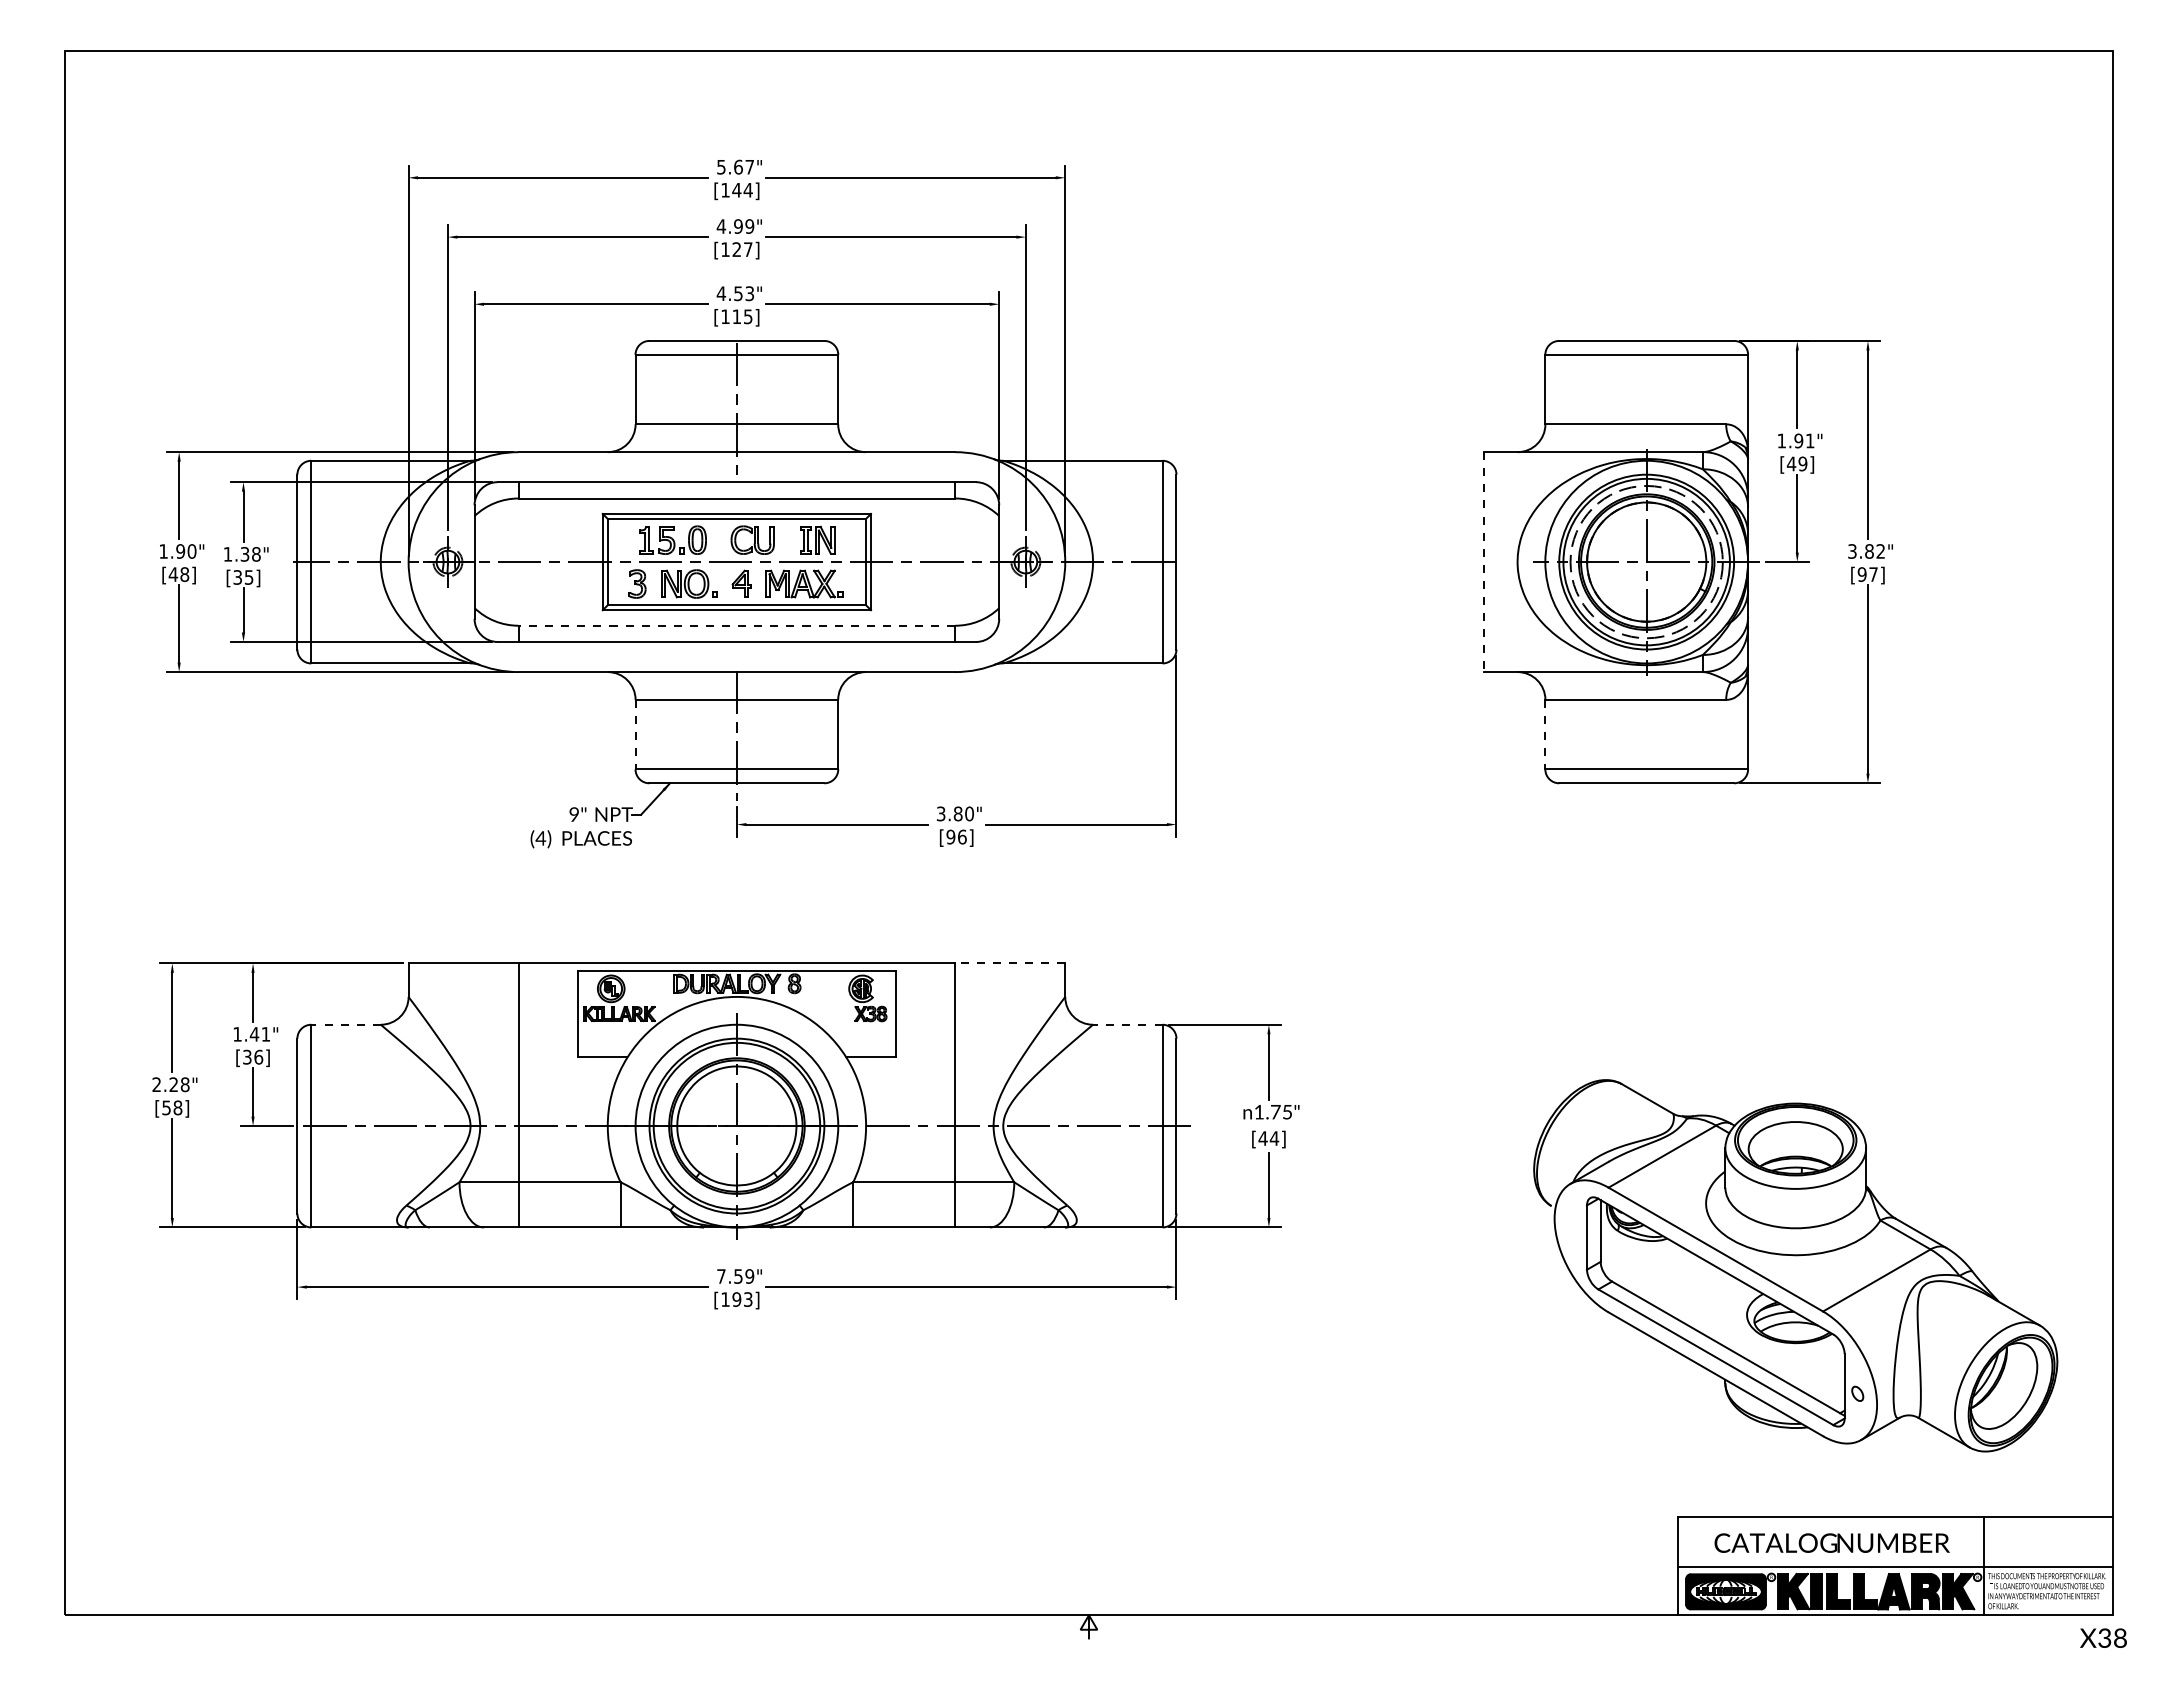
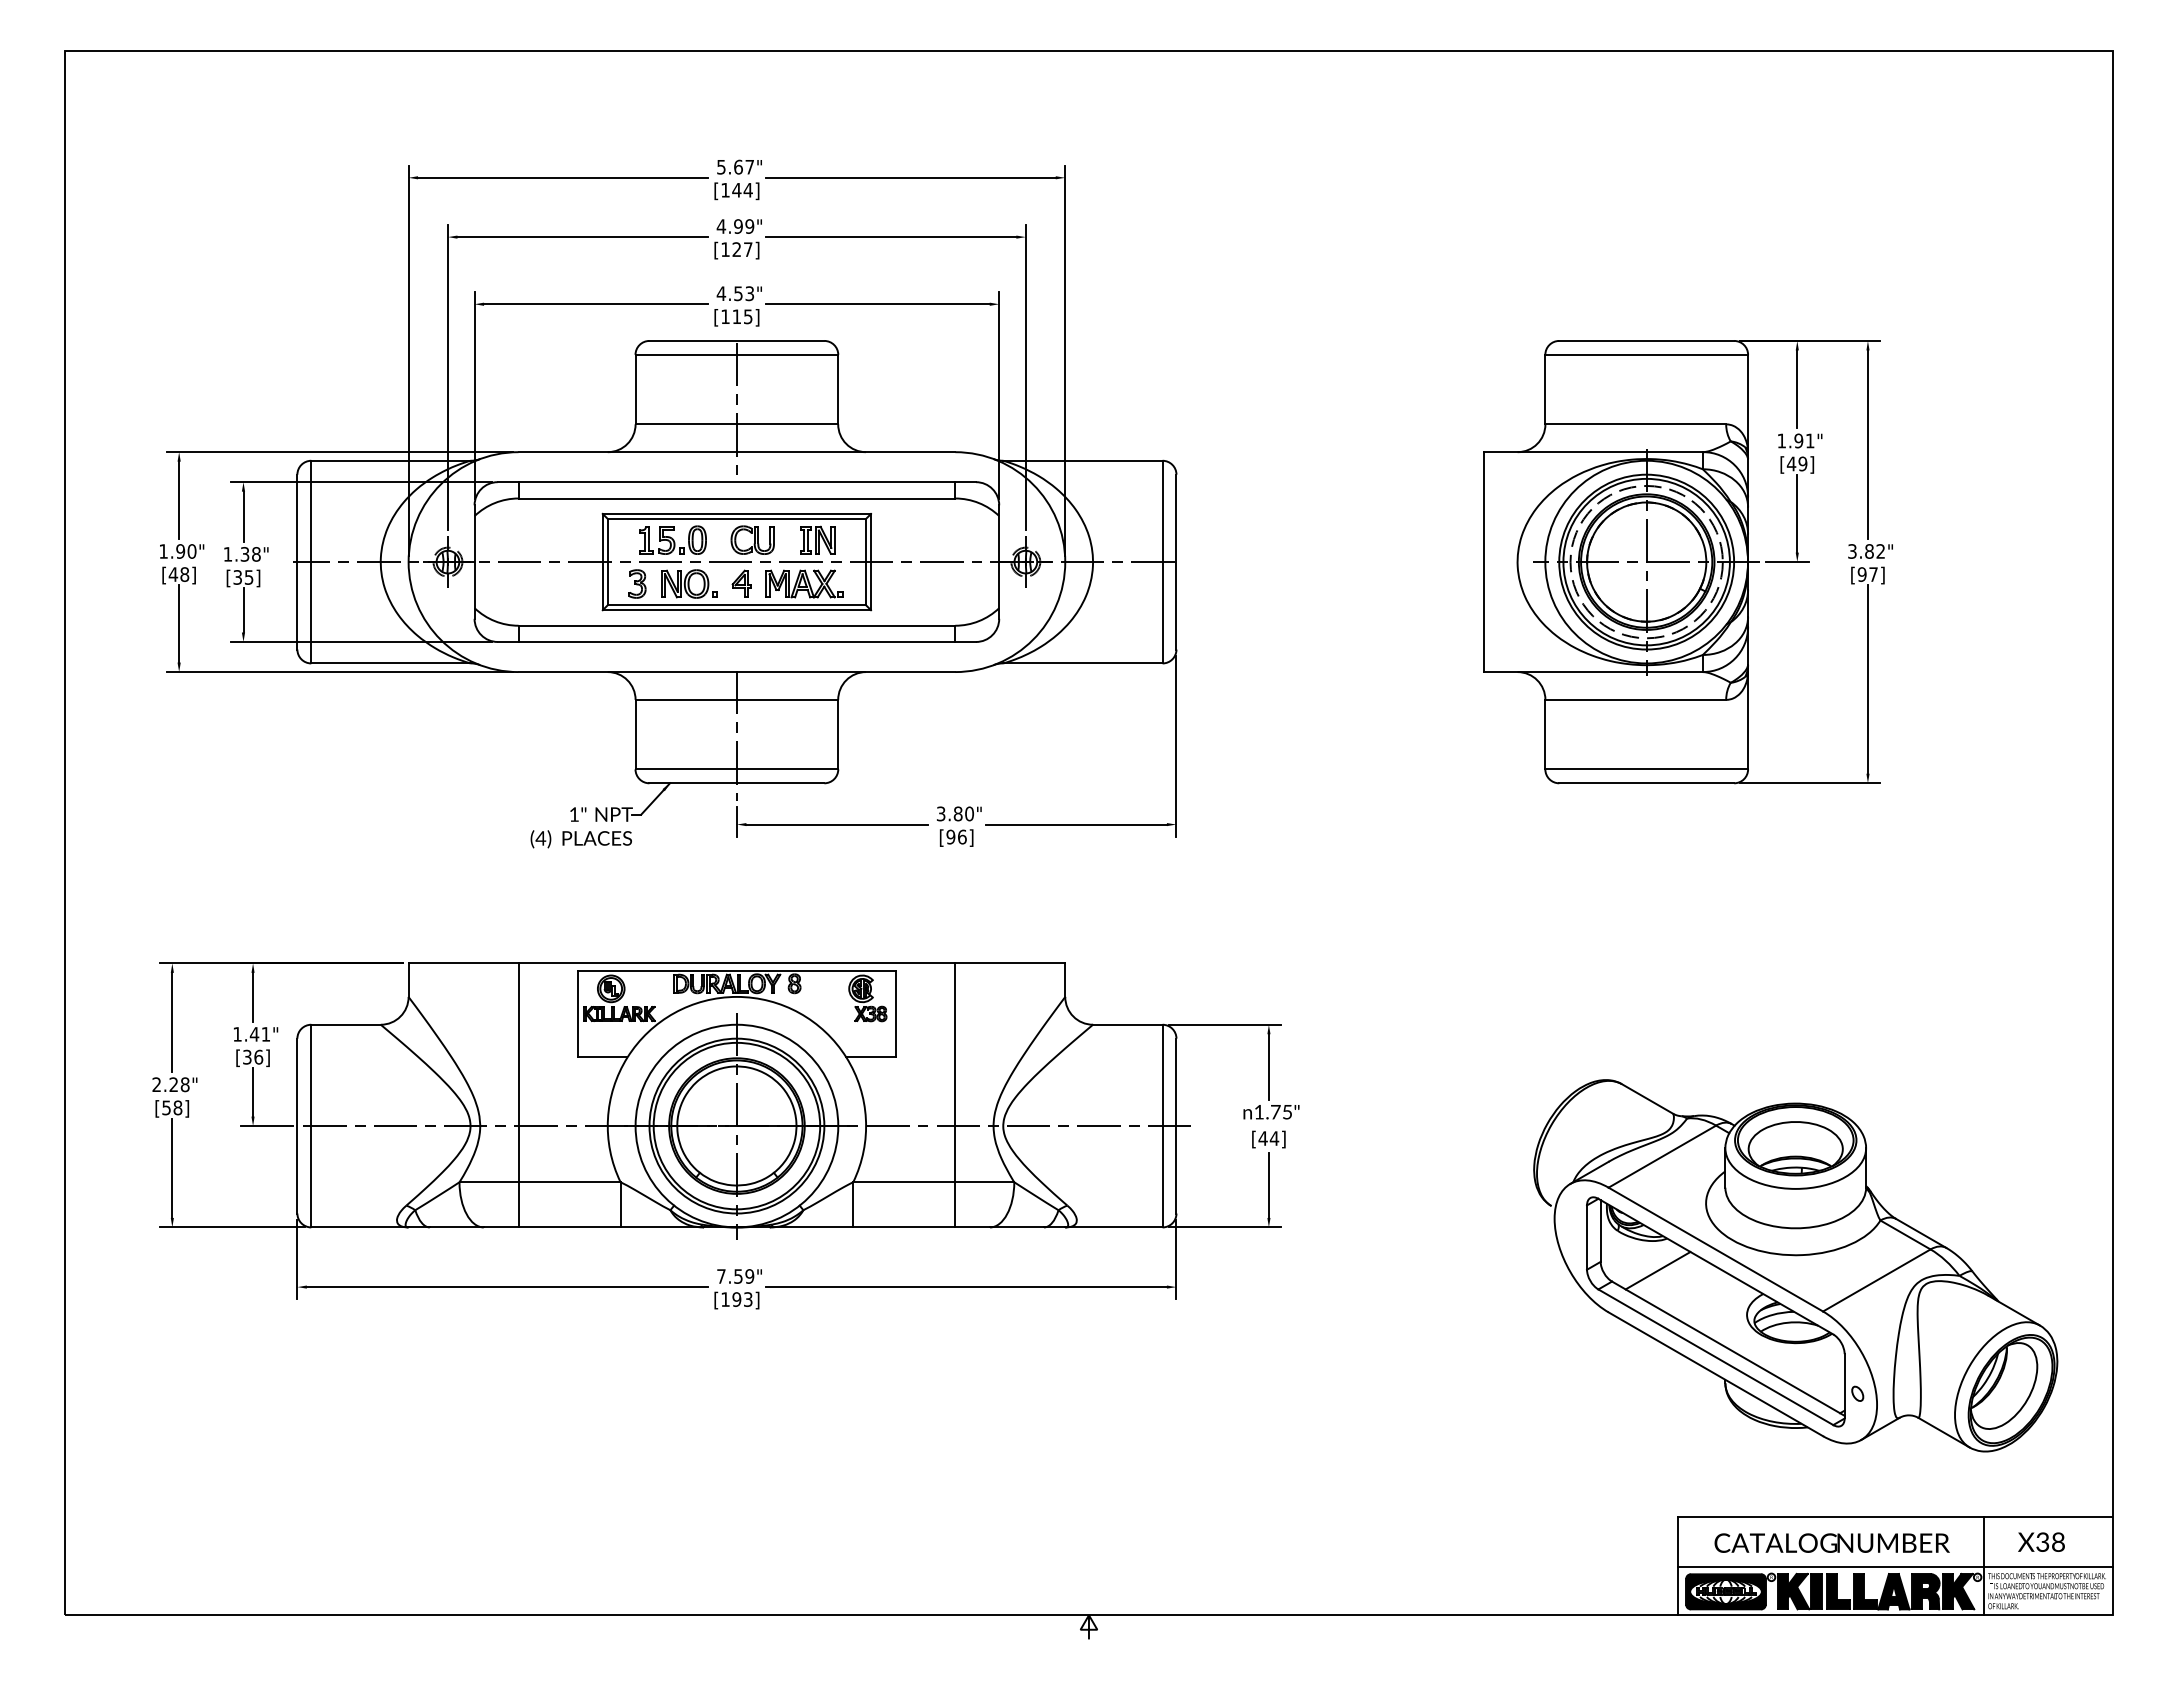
line: dashed -> solid (1483, 562)
line: dashed -> solid (736, 625)
line: dashed -> solid (635, 734)
line: dashed -> solid (1545, 734)
text: 9" -> 1" (573, 814)
line: dashed -> solid (1010, 963)
line: dashed -> solid (346, 1024)
line: dashed -> solid (1127, 1024)
line: none -> present (1657, 1270)
text position: (2103, 1637) -> (2041, 1541) (2041, 1541)
